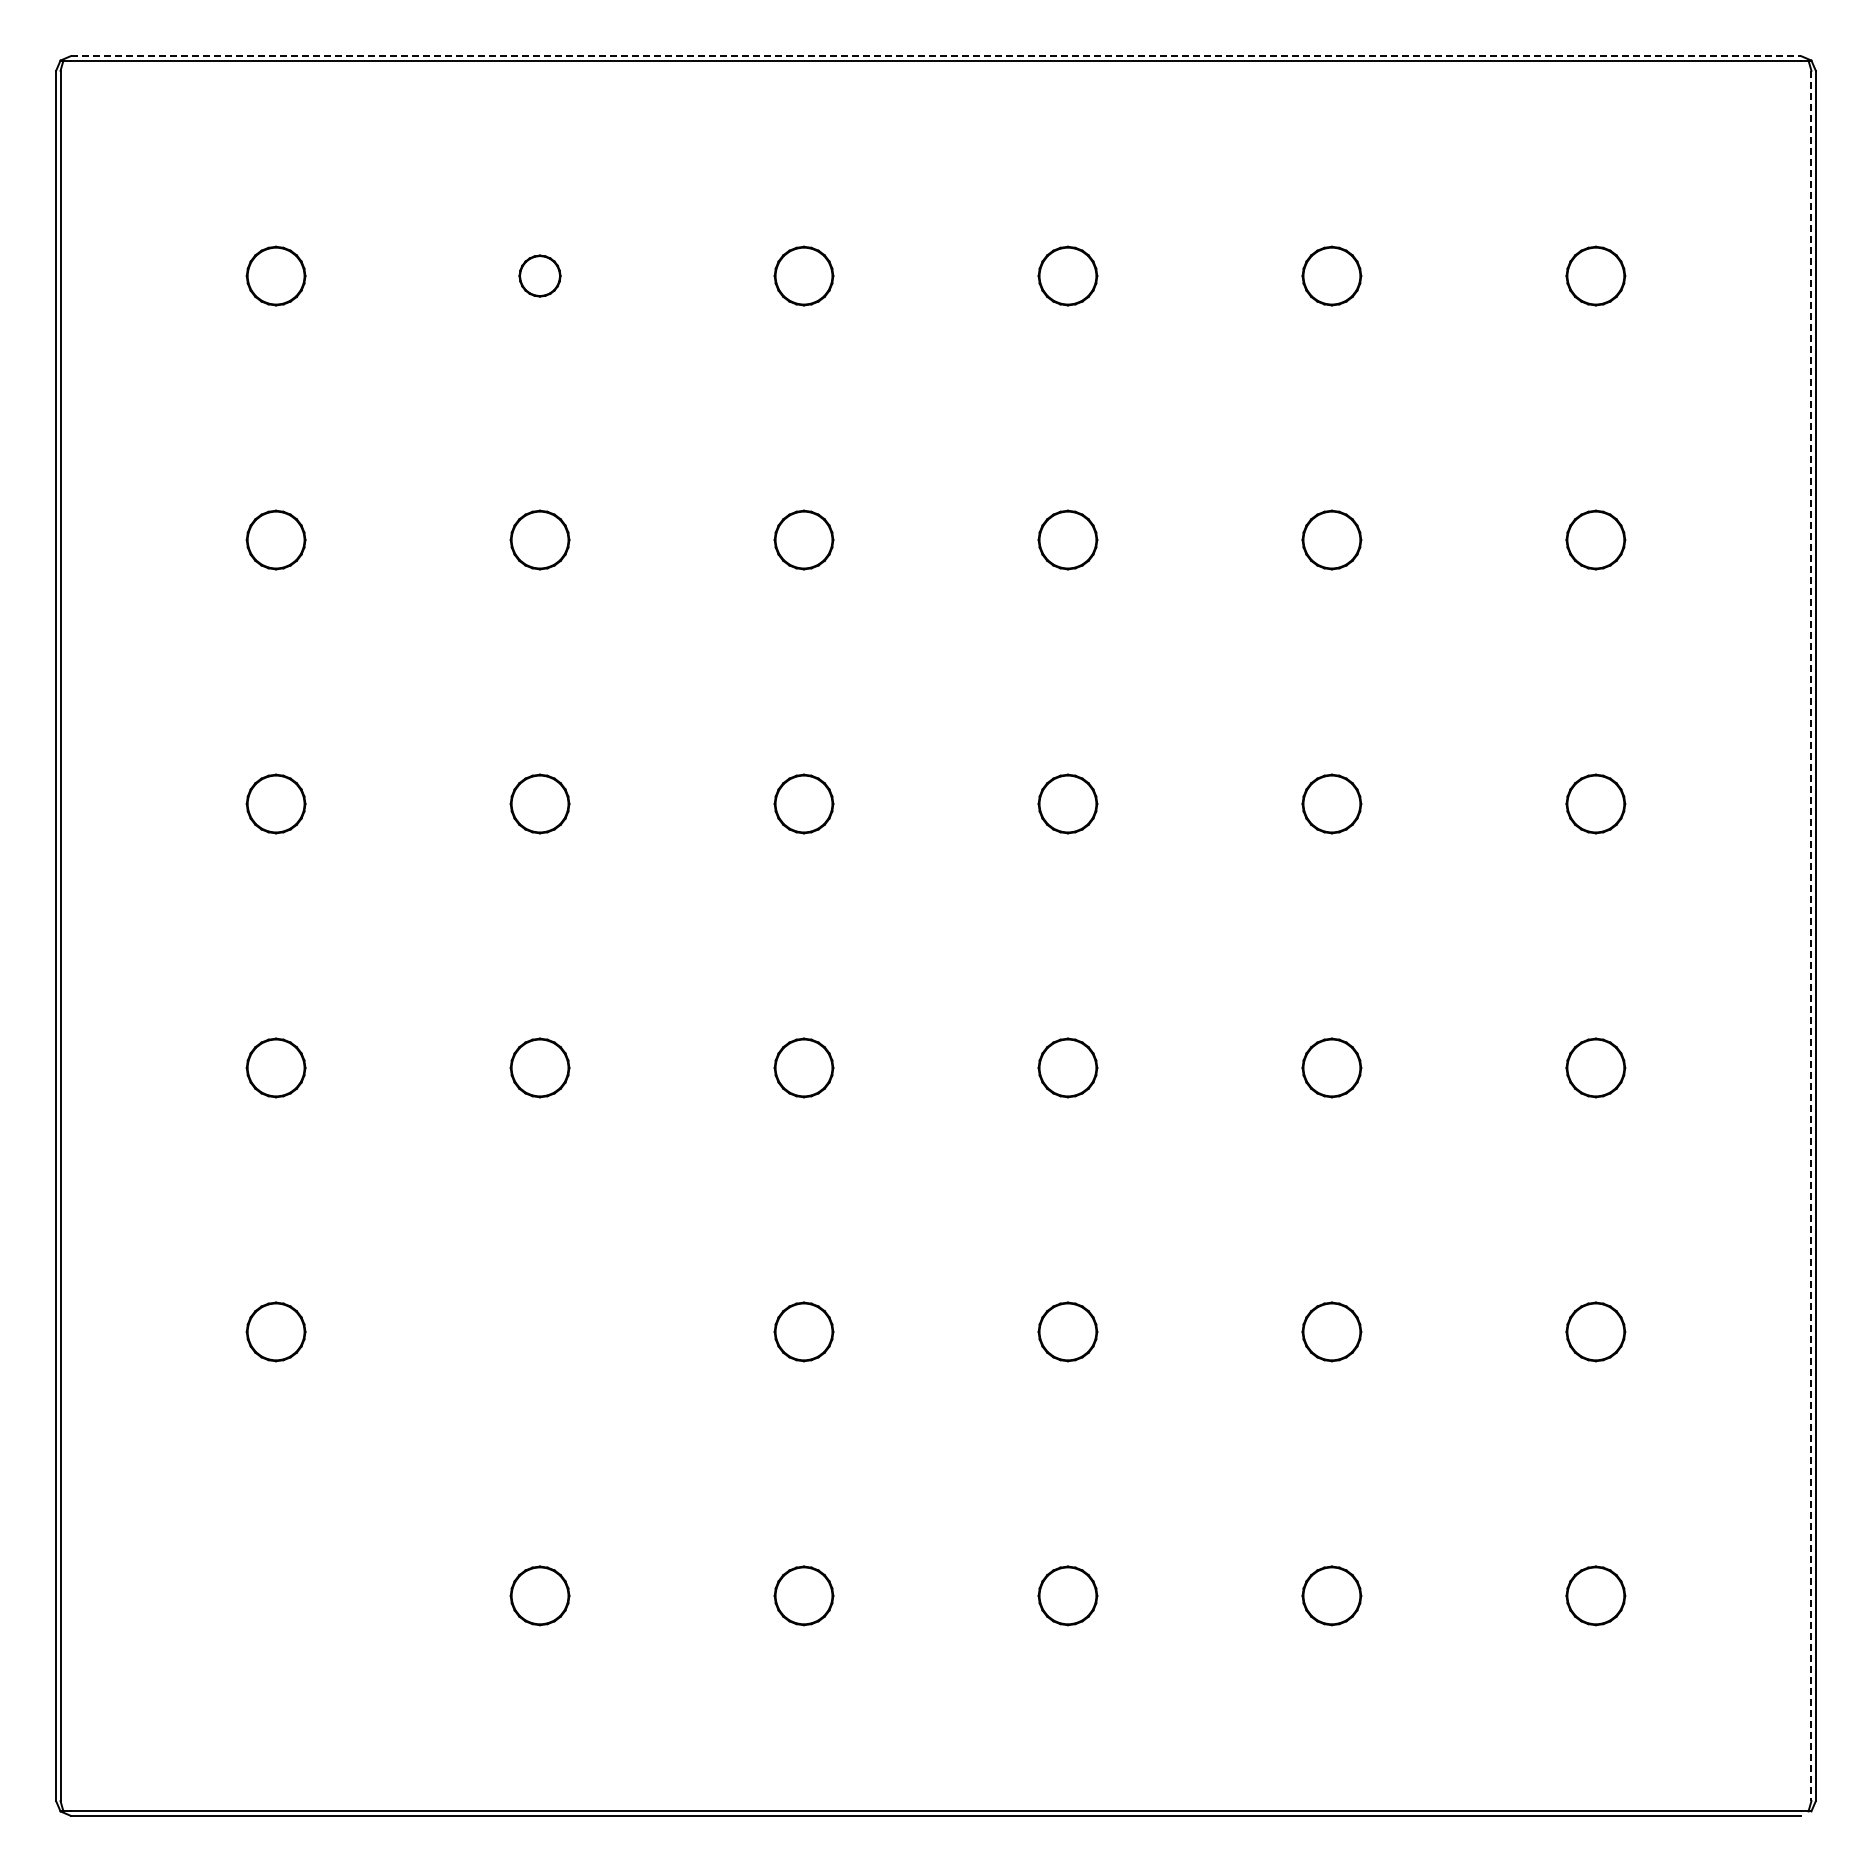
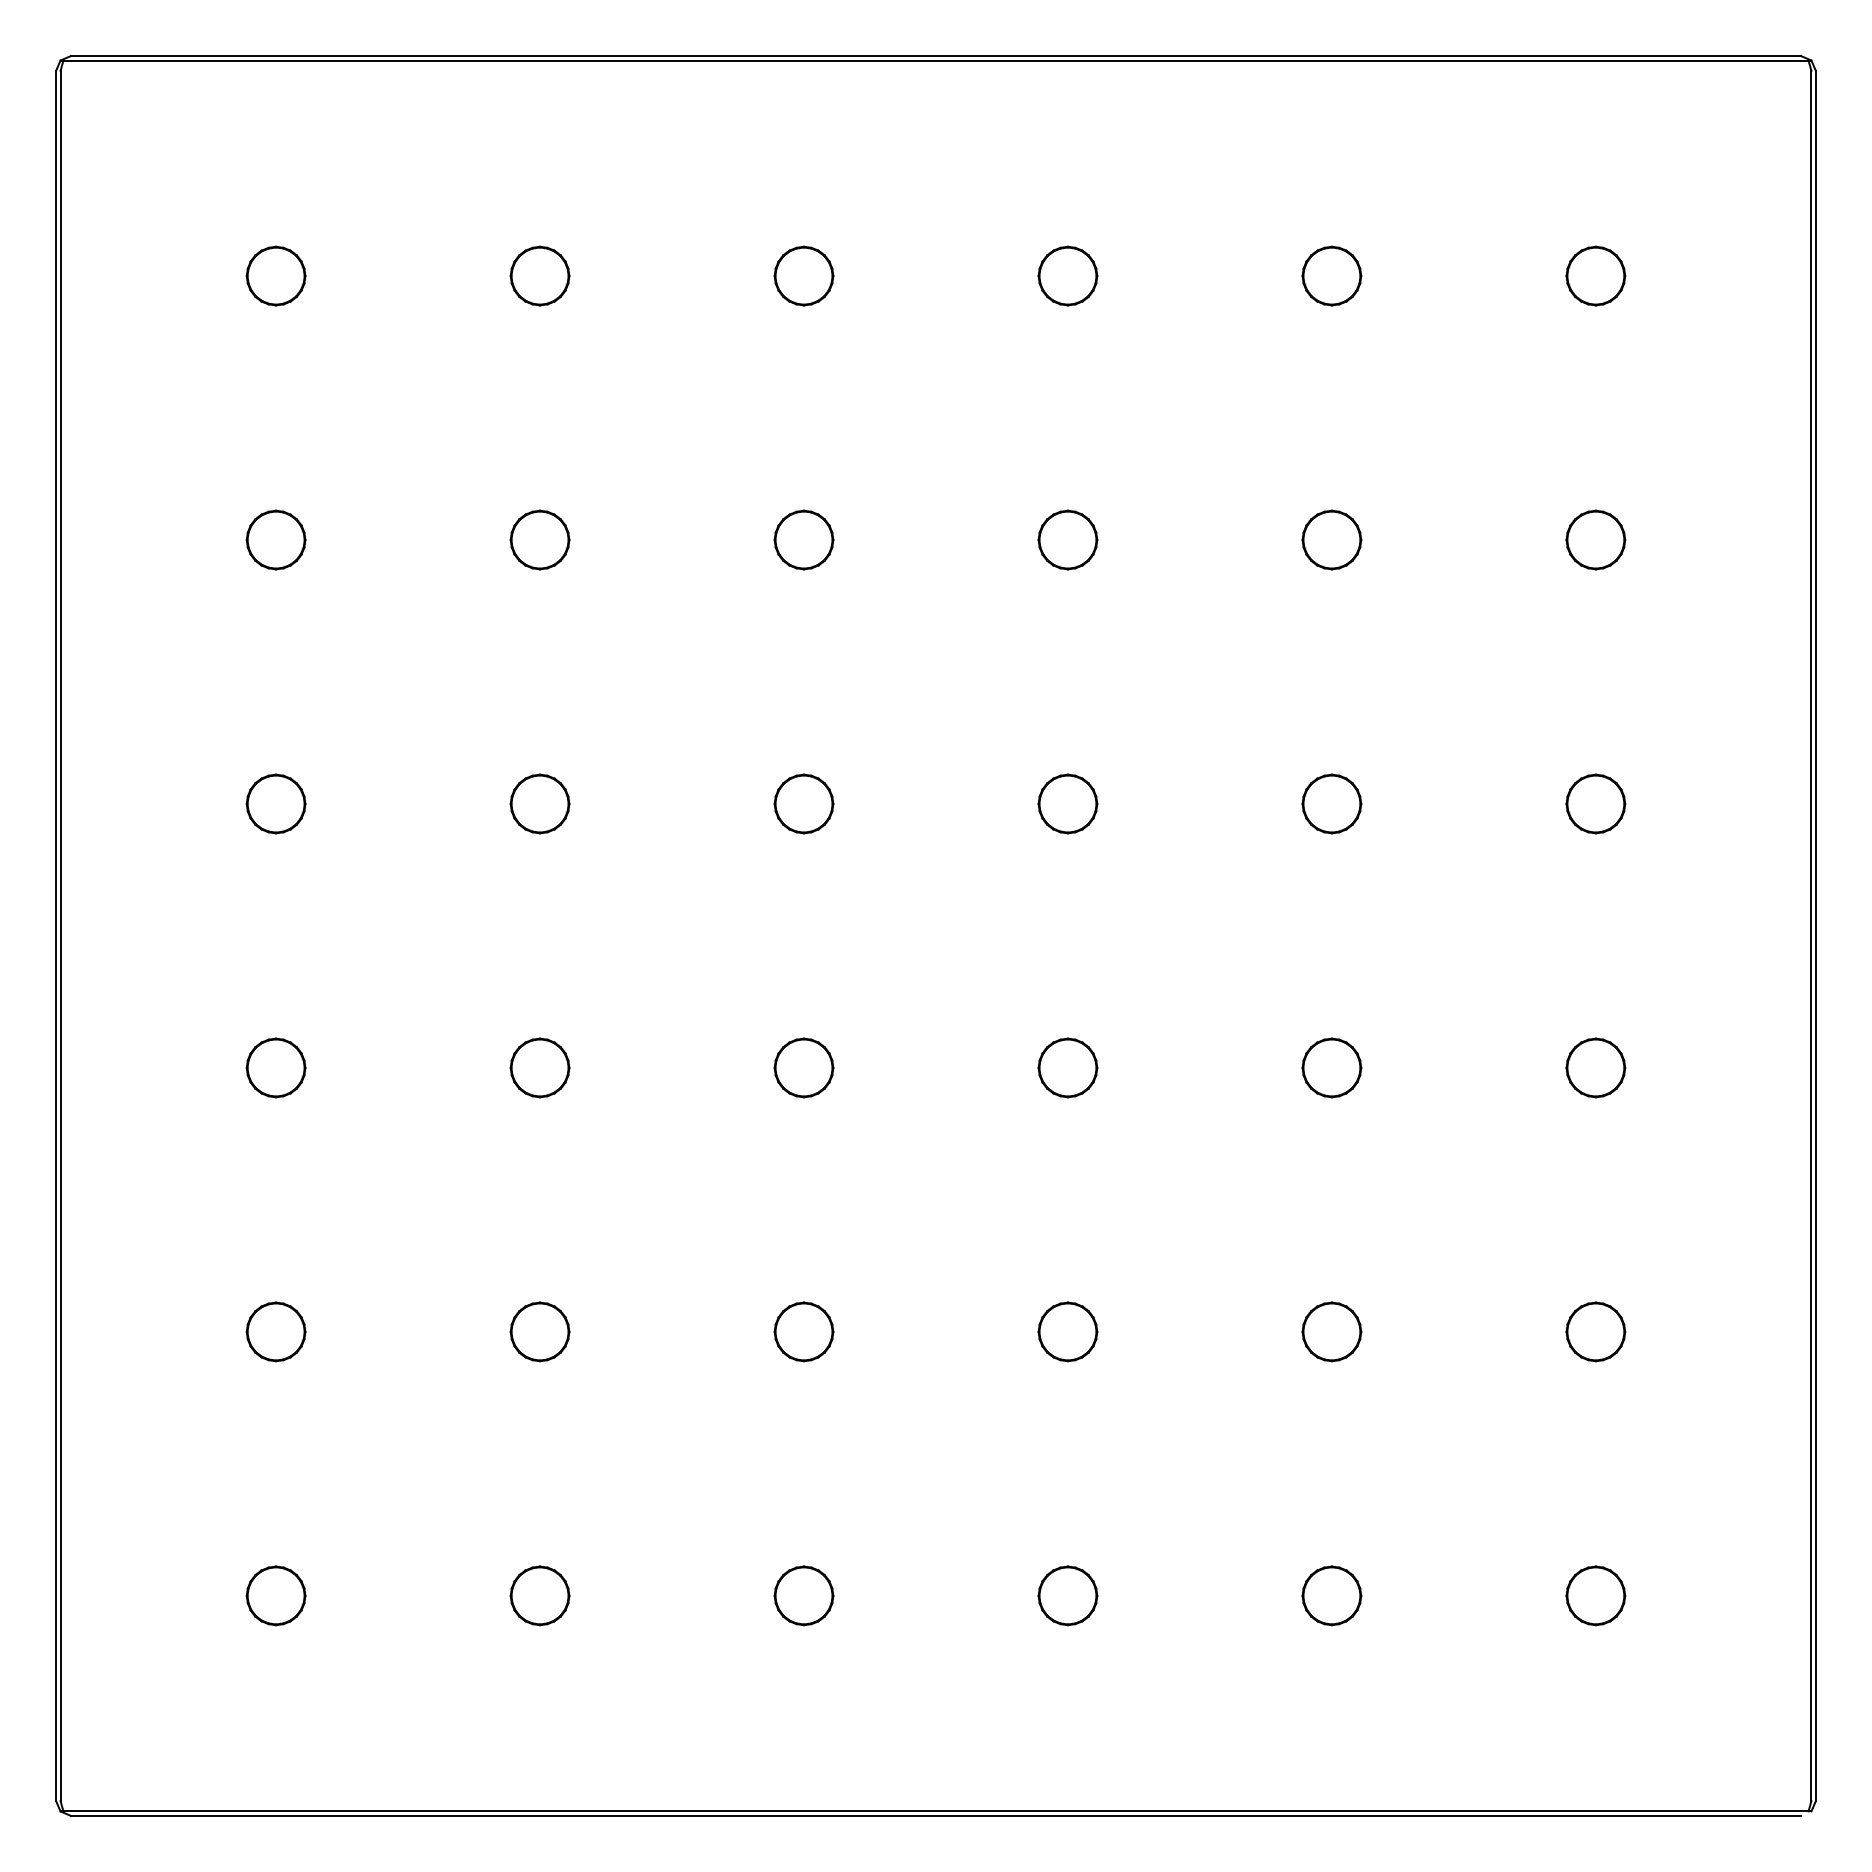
line: dashed -> solid (936, 56)
part size: 44x44 px -> 62x62 px (539, 275)
line: dashed -> solid (1811, 936)
part: none -> present (539, 1331)
part: none -> present (275, 1595)
